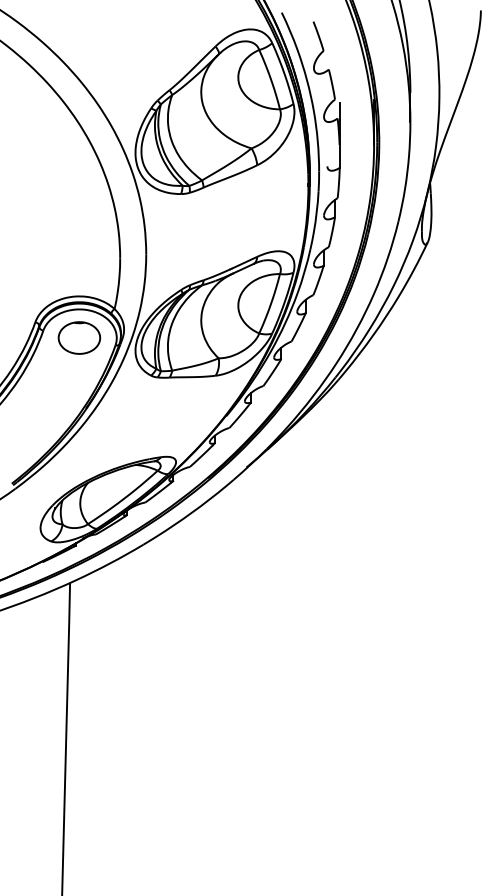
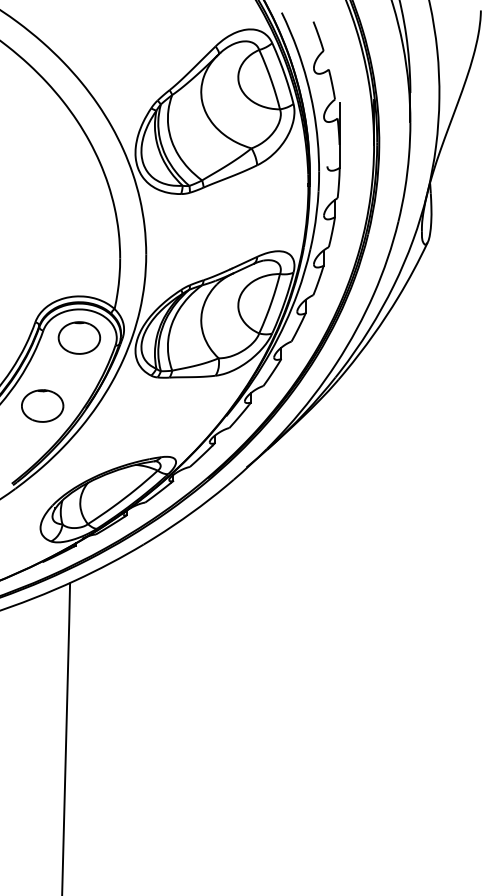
part: none -> present (42, 405)
